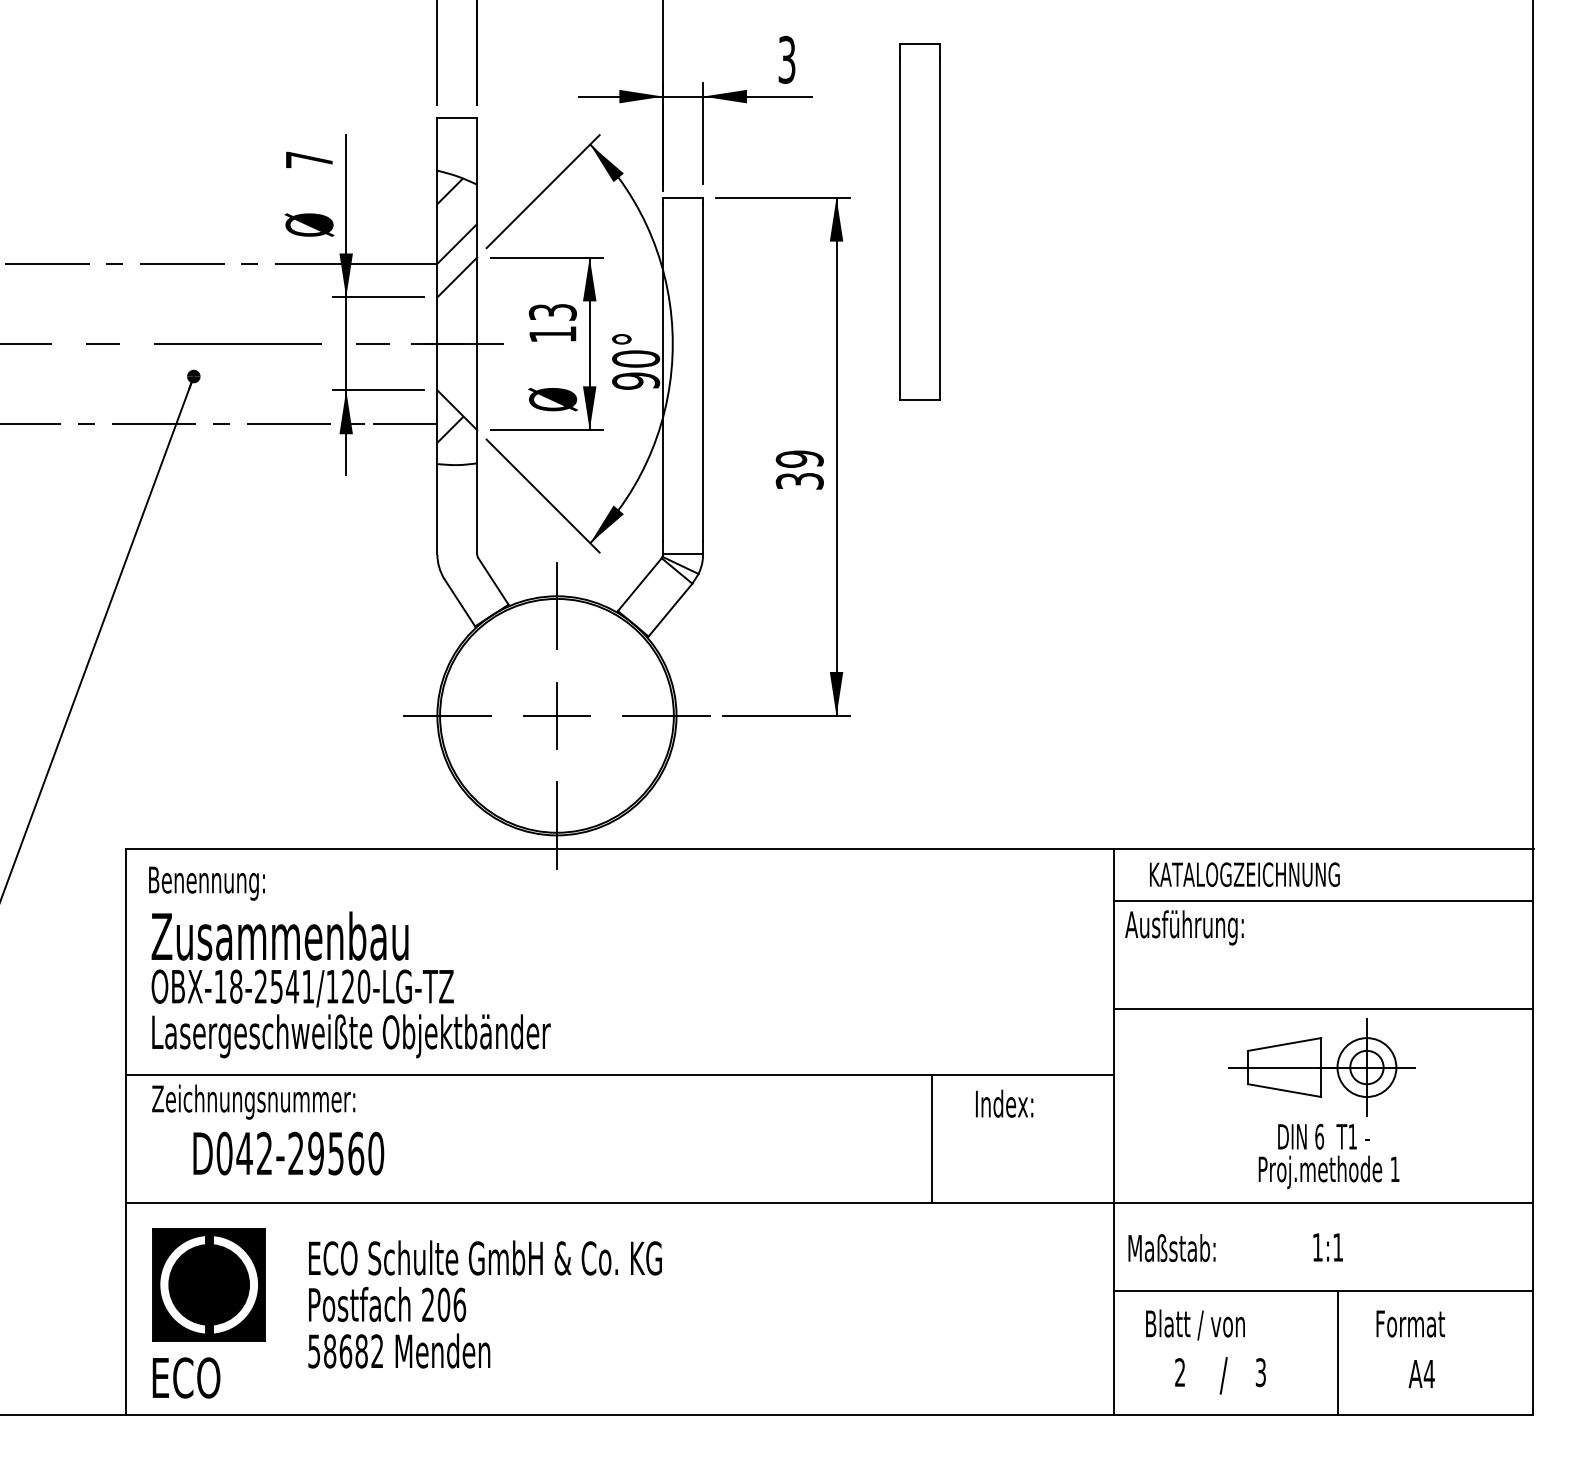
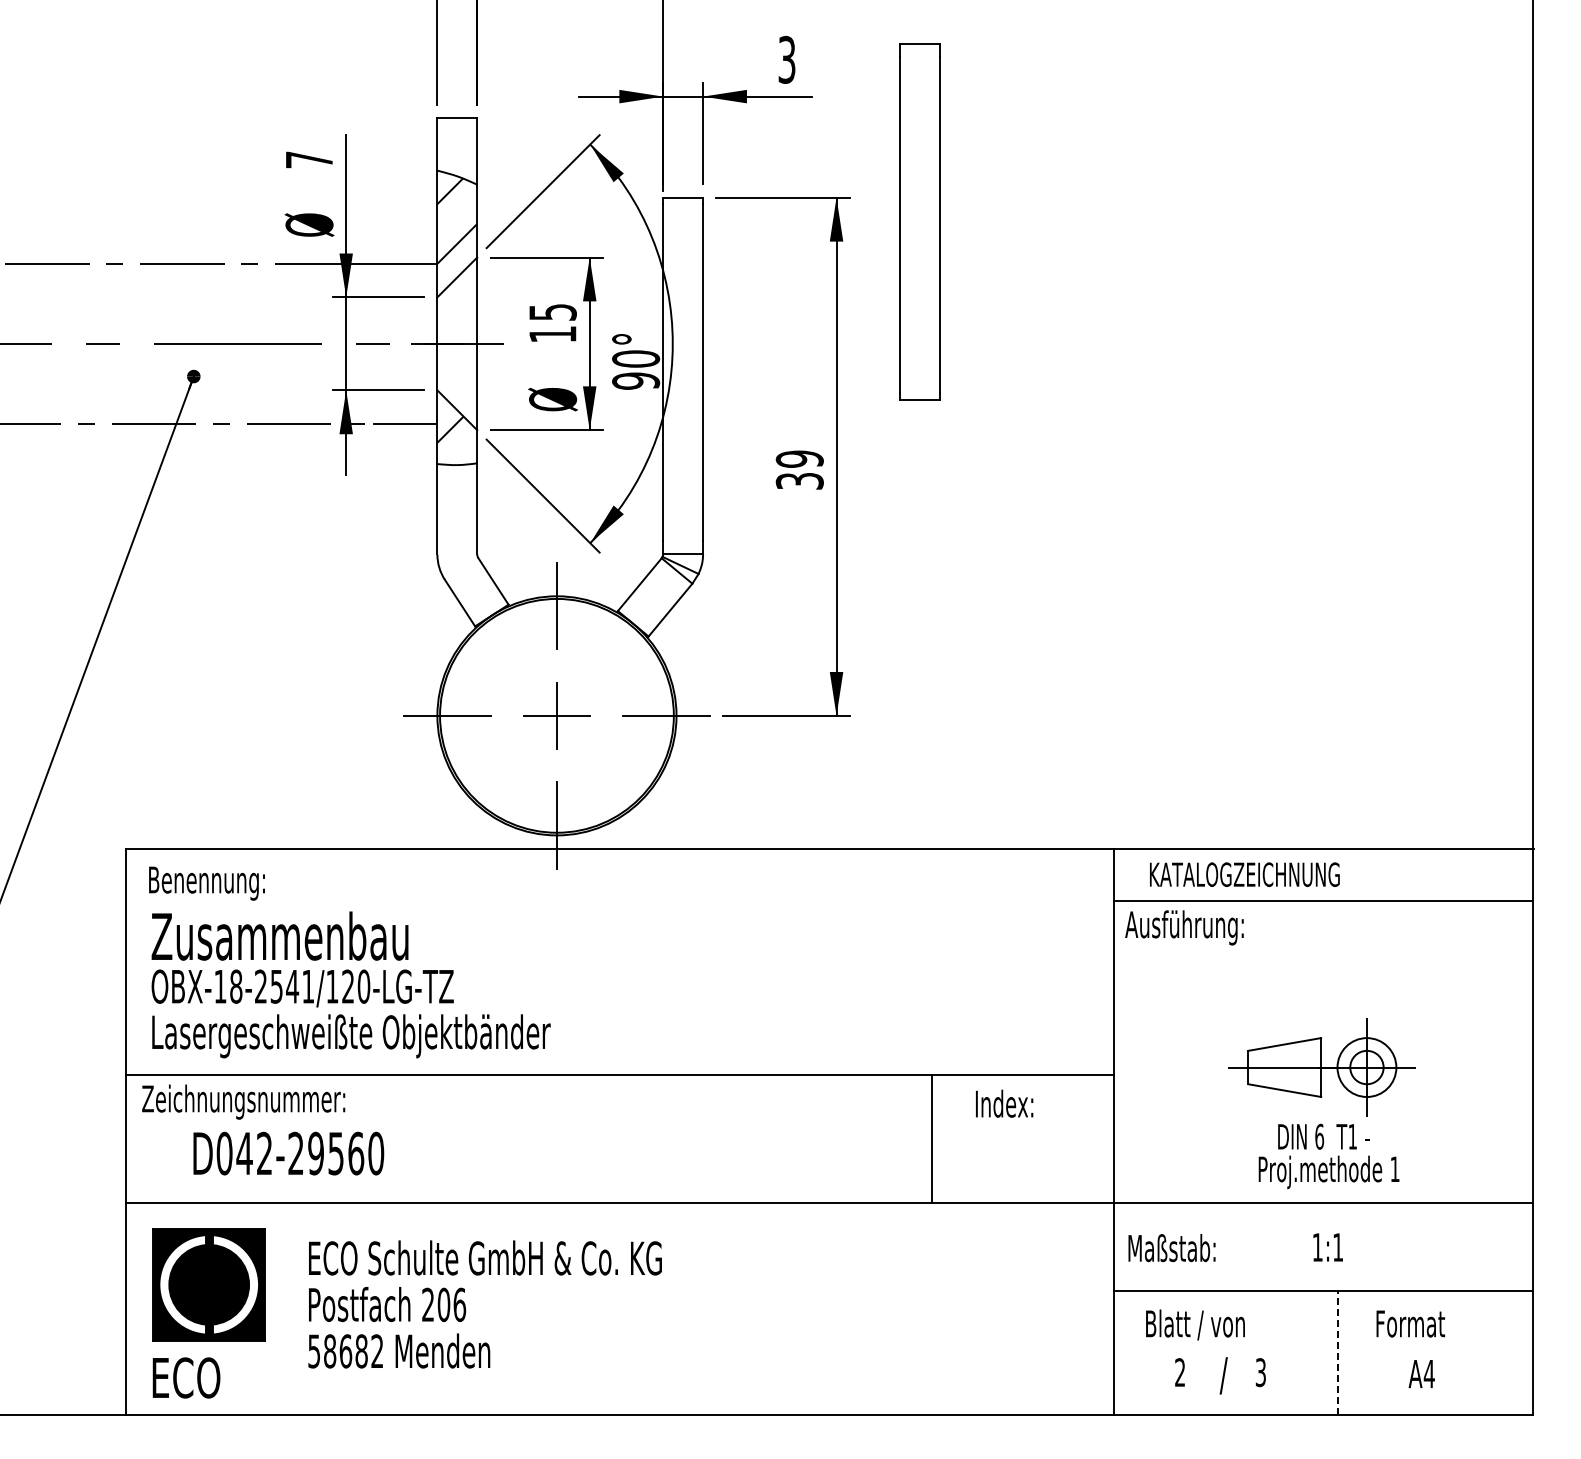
text: 13 -> 15 (552, 312)
line: present -> none (1323, 1009)
text position: (253, 1101) -> (243, 1101) (243, 1101)
line: solid -> dashed (1337, 1352)
